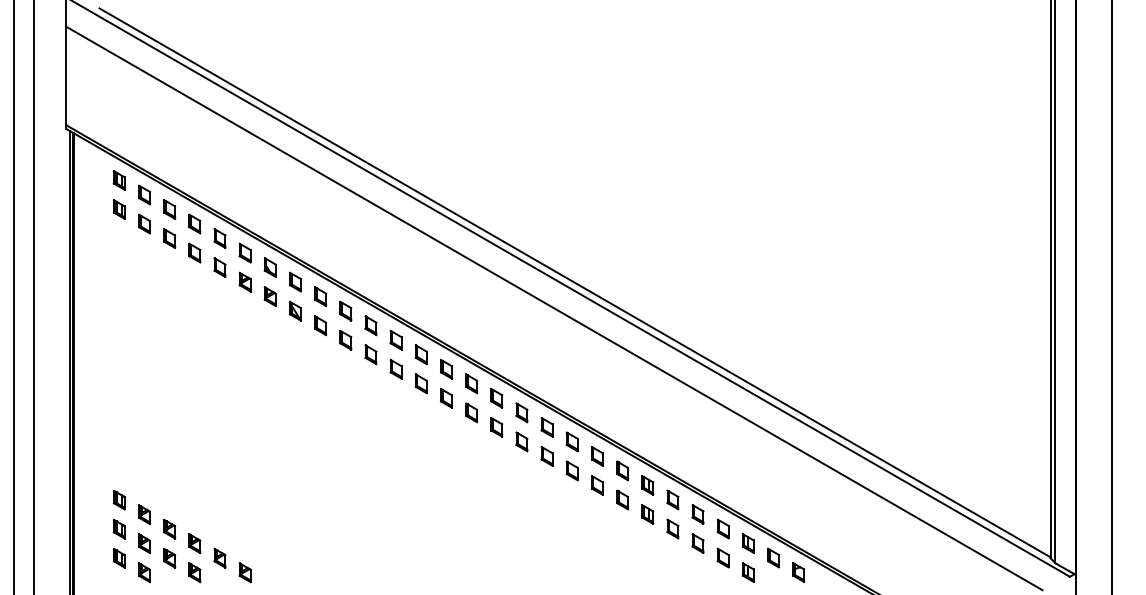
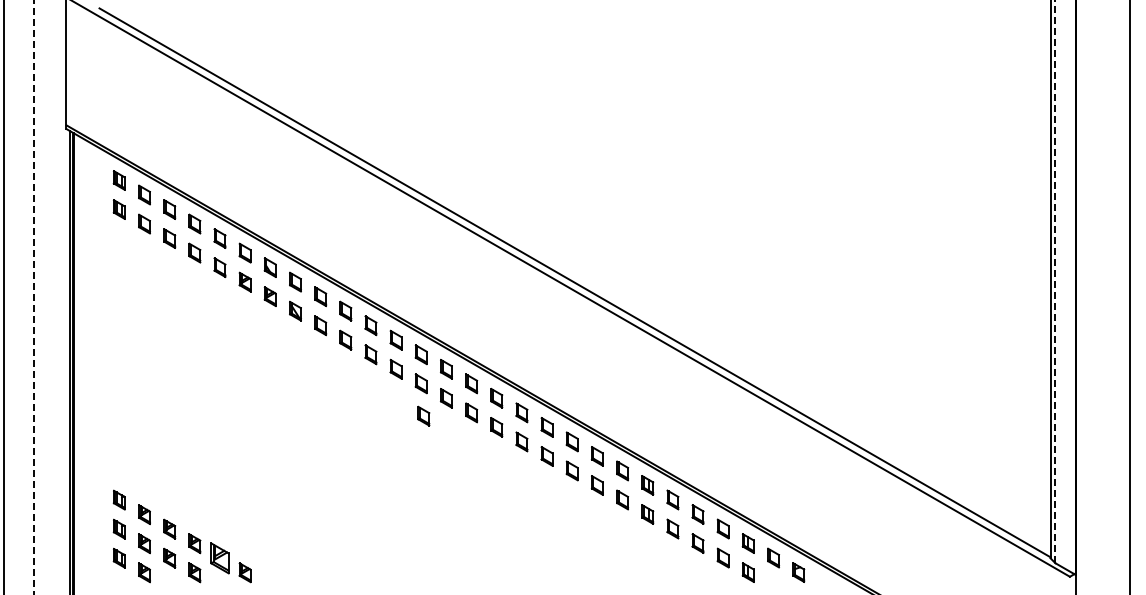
line: solid -> dashed (1055, 282)
line position: (14, 296) -> (4, 296) (4, 296)
line position: (1111, 296) -> (1129, 296) (1129, 296)
line: solid -> dashed (34, 297)
line: present -> none (554, 308)
part: none -> present (423, 415)
part size: 14x22 px -> 20x33 px (219, 558)
